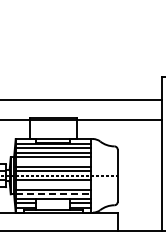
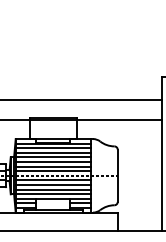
line: none -> present (53, 162)
line: none -> present (53, 185)
line: dashed -> solid (53, 194)
